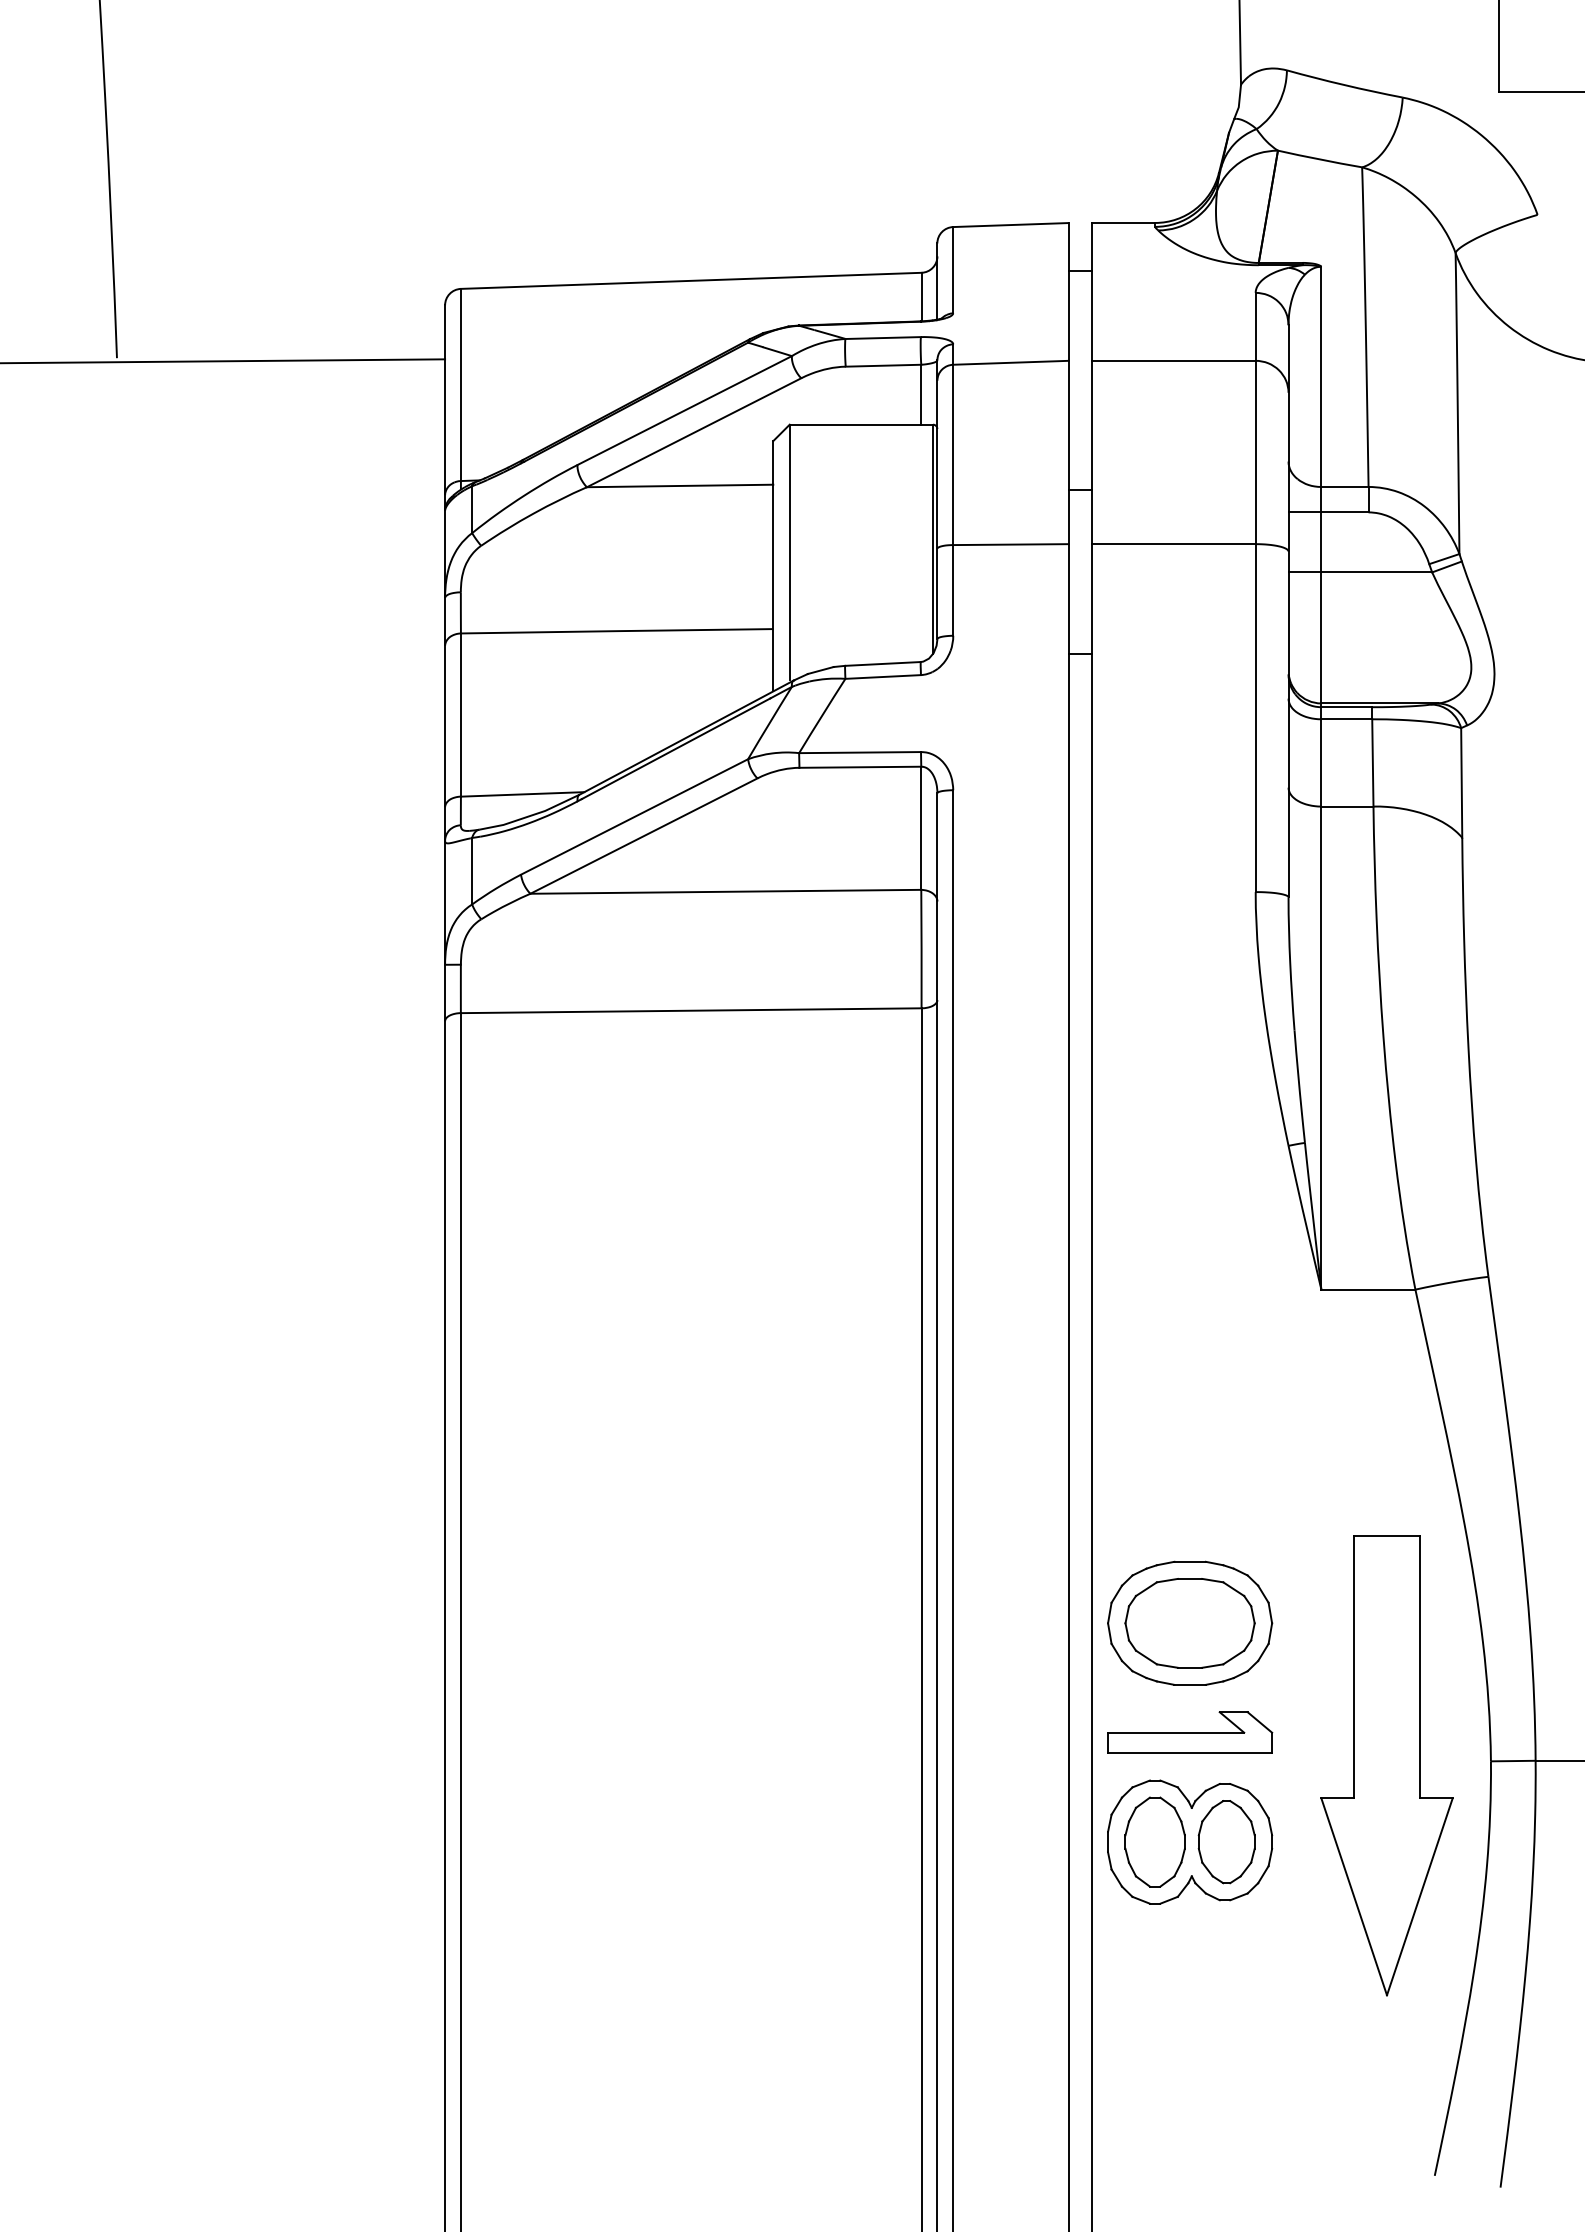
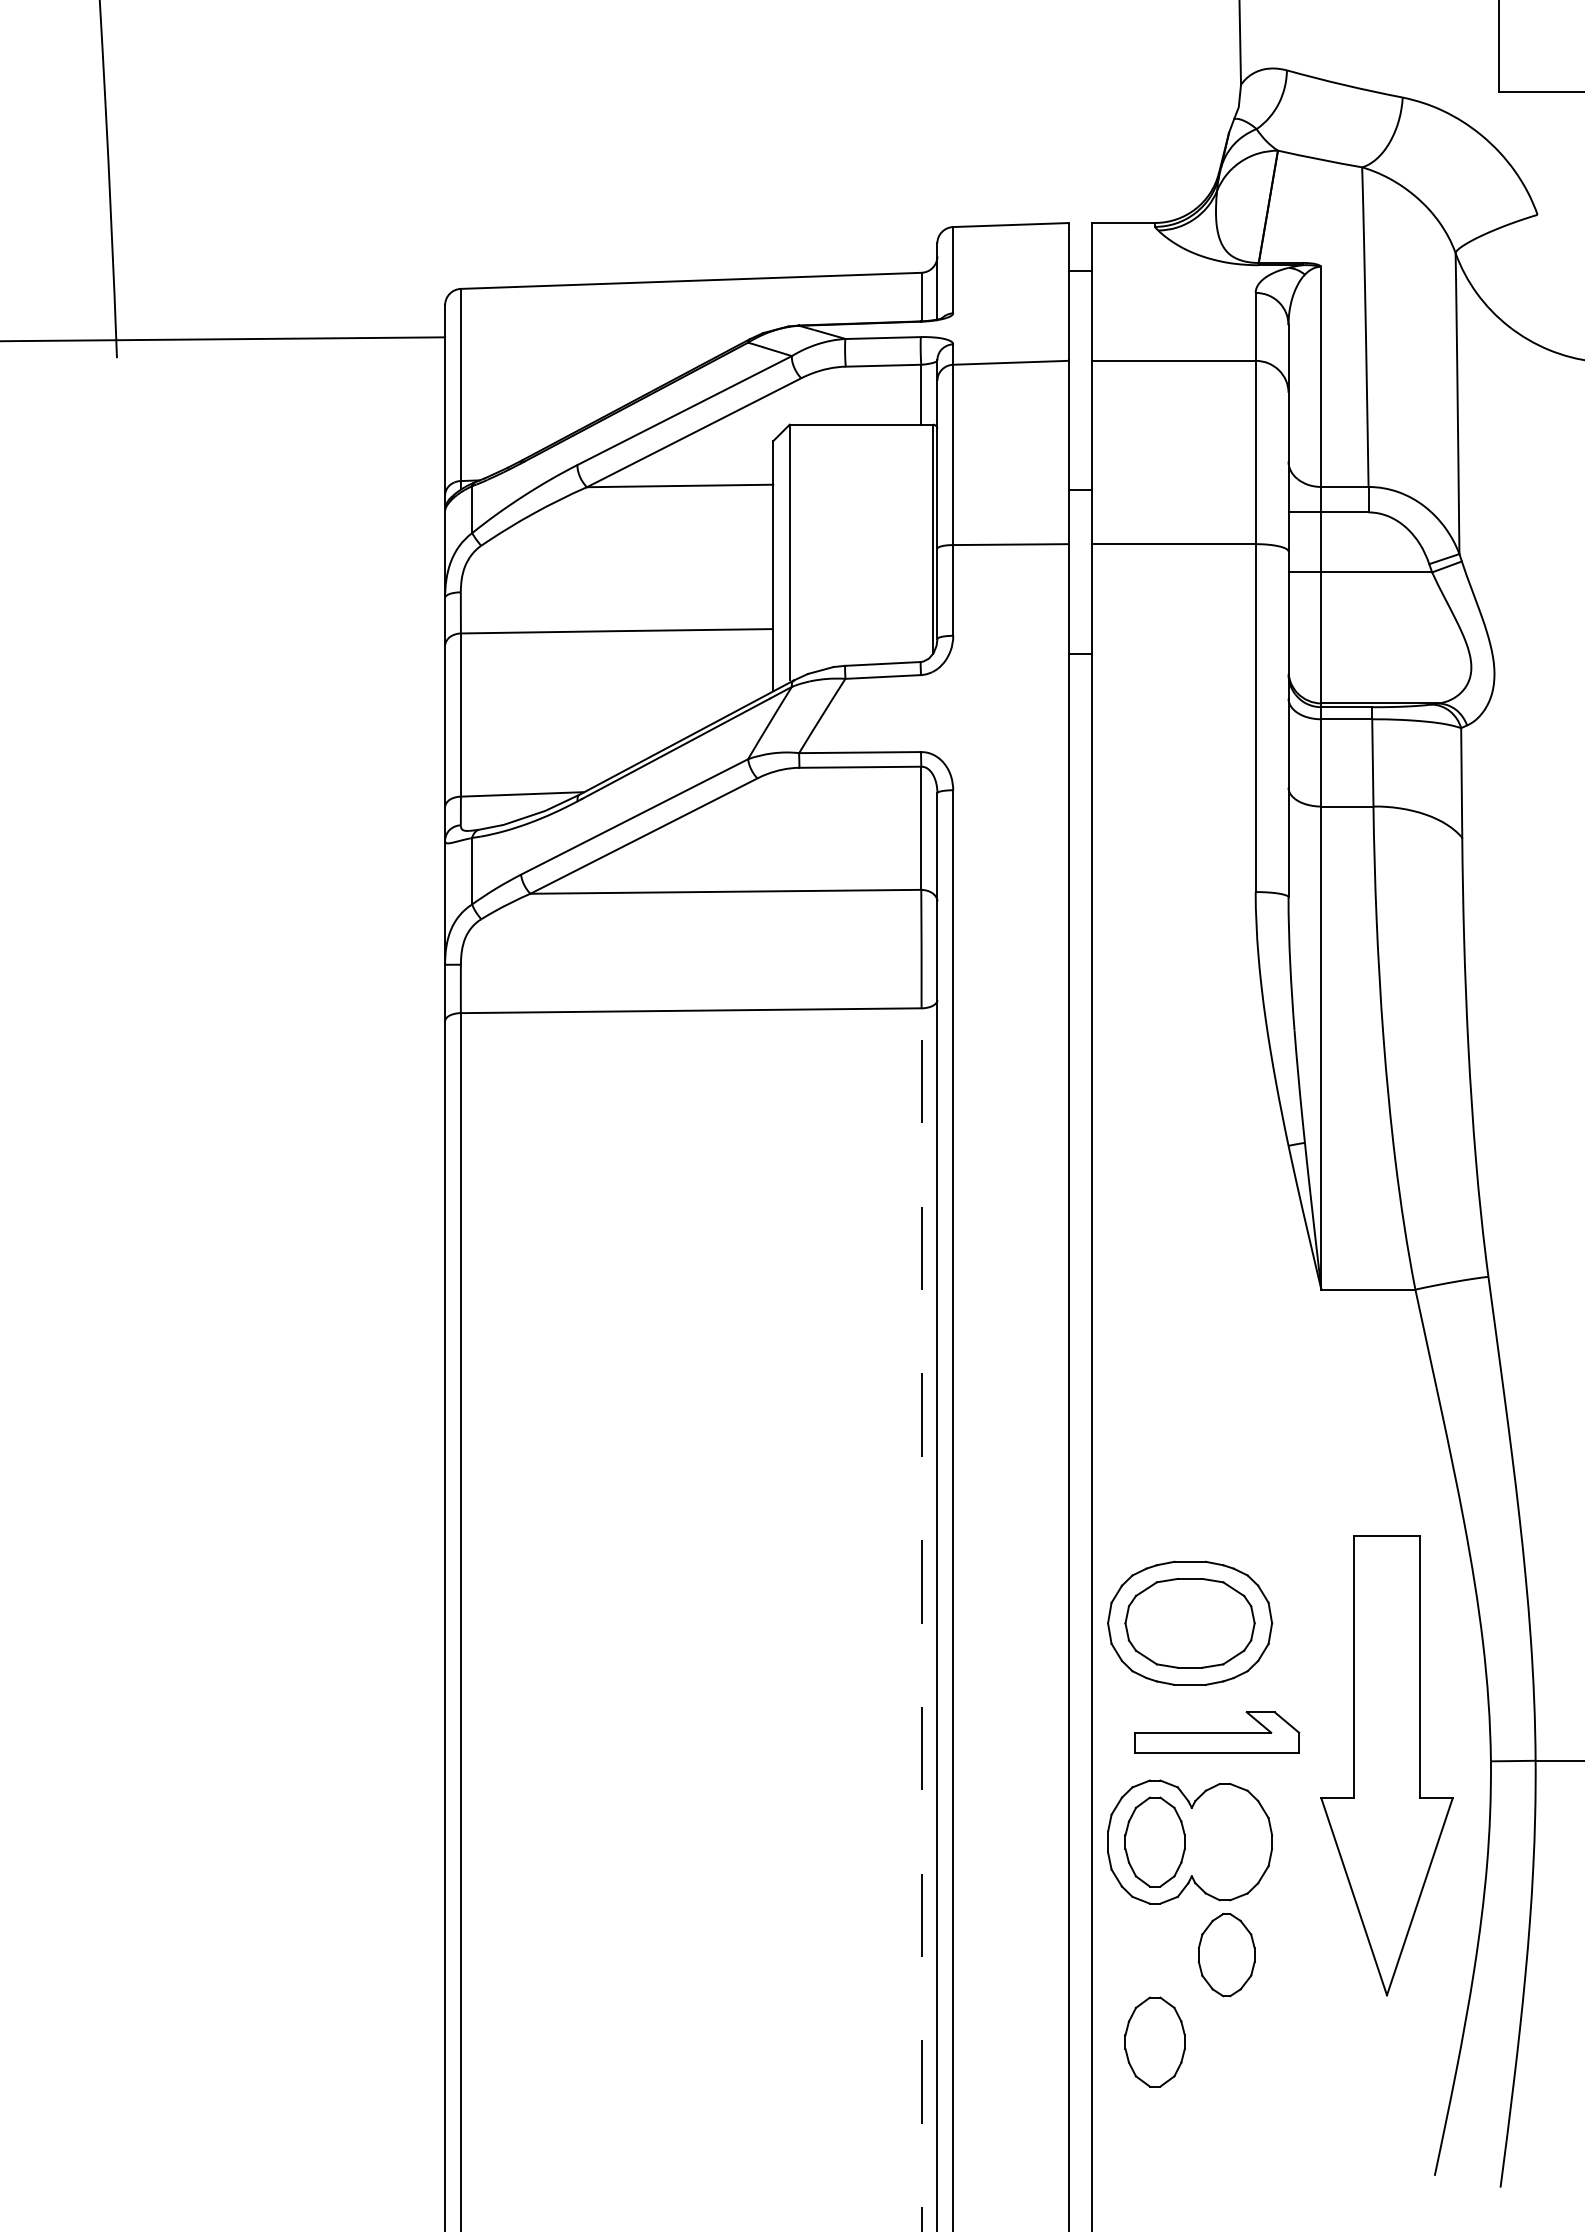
line position: (223, 361) -> (223, 339) (223, 339)
line: solid -> dashed (921, 1619)
part position: (1190, 1732) -> (1217, 1732) (1217, 1732)
part position: (1226, 1842) -> (1226, 1955) (1226, 1955)
part: none -> present (1154, 2041)
